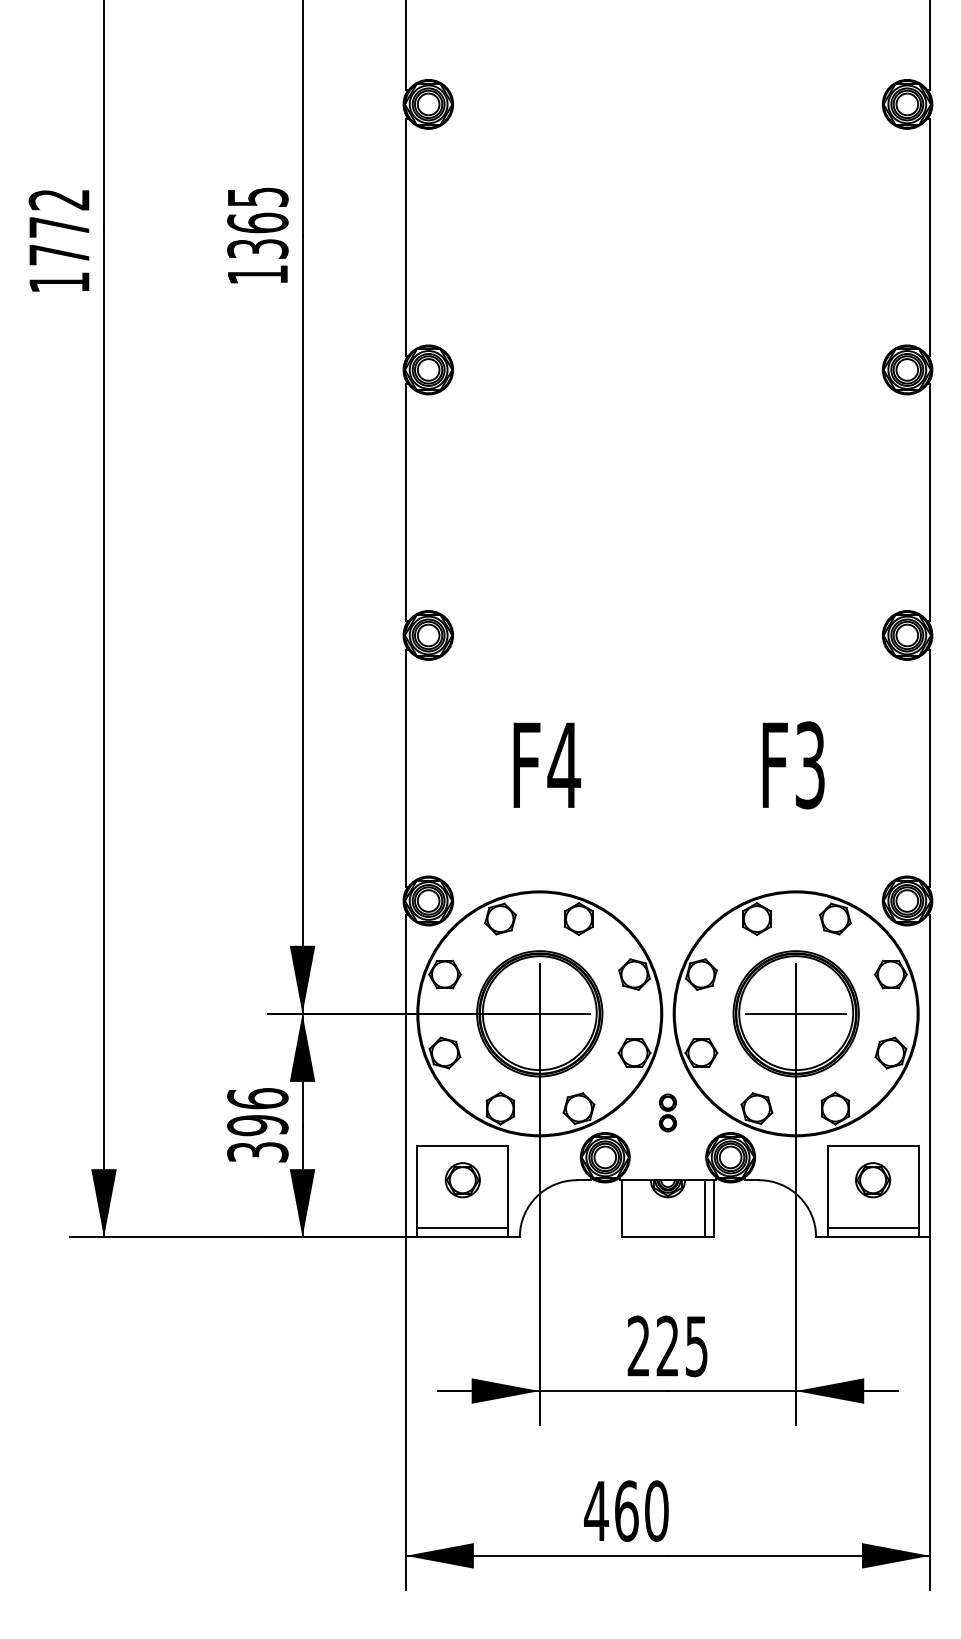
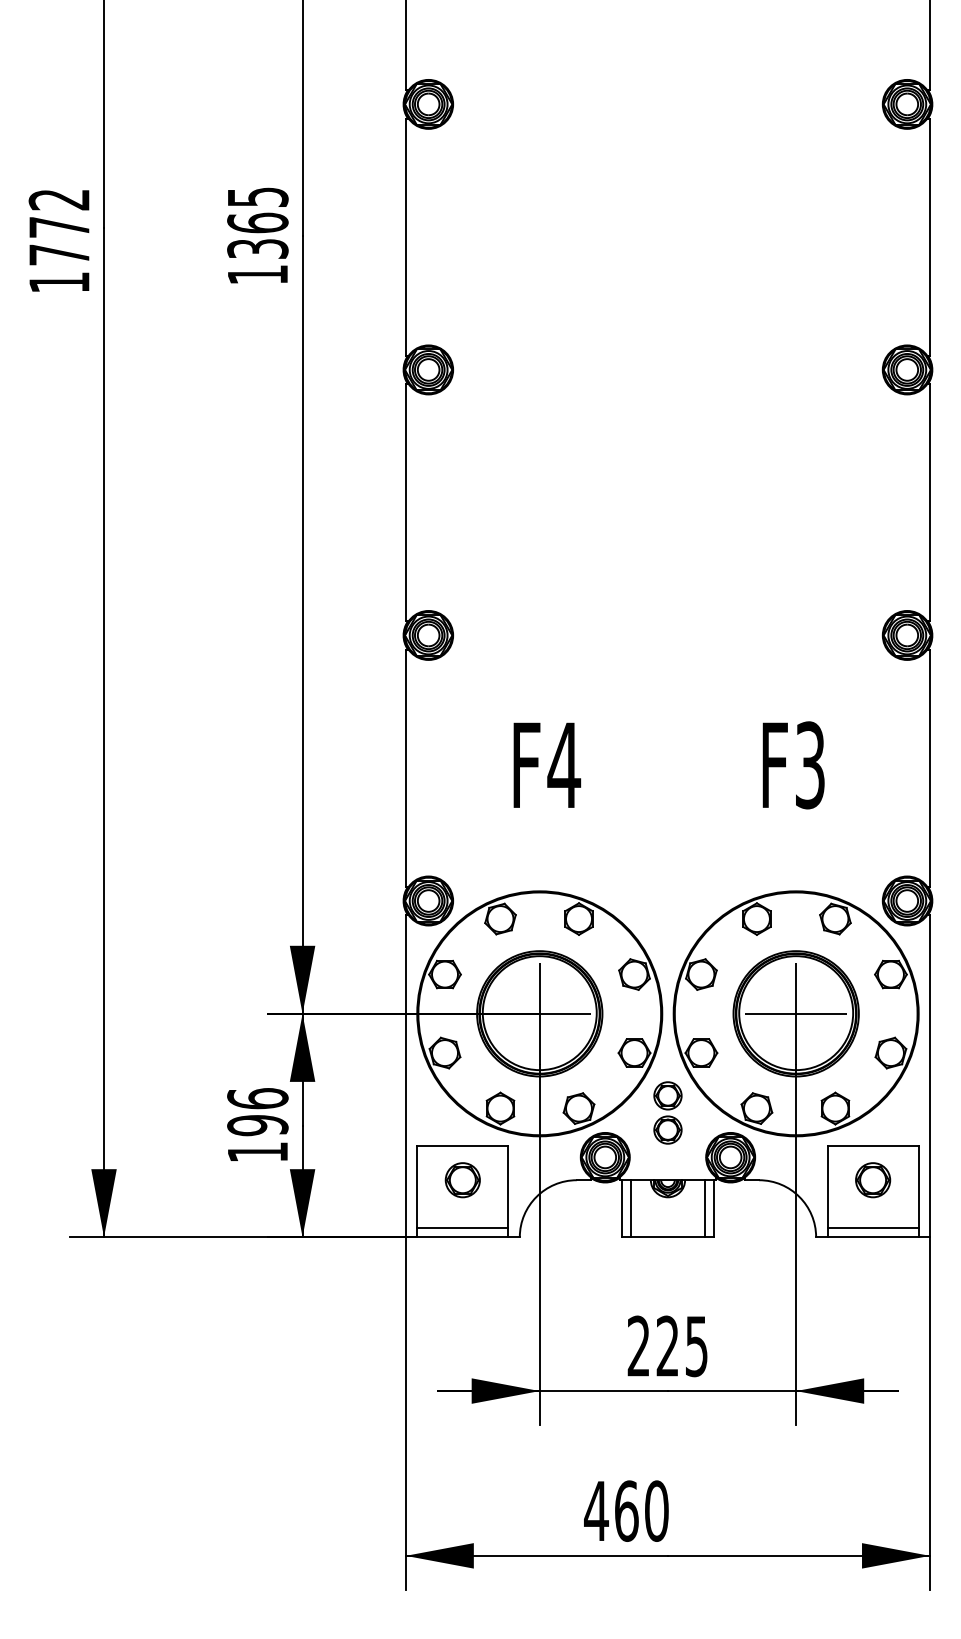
part size: 20x40 px -> 30x64 px (667, 1112)
text: 396 -> 196 (257, 1152)
line: none -> present (630, 1208)
